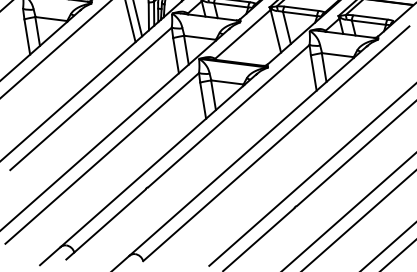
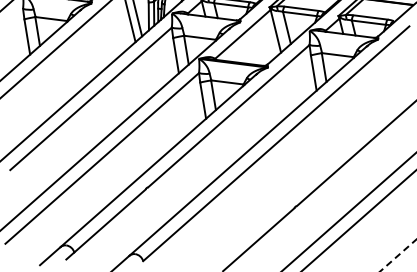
line: present -> none (311, 175)
line: present -> none (388, 246)
line: solid -> dashed (398, 255)
